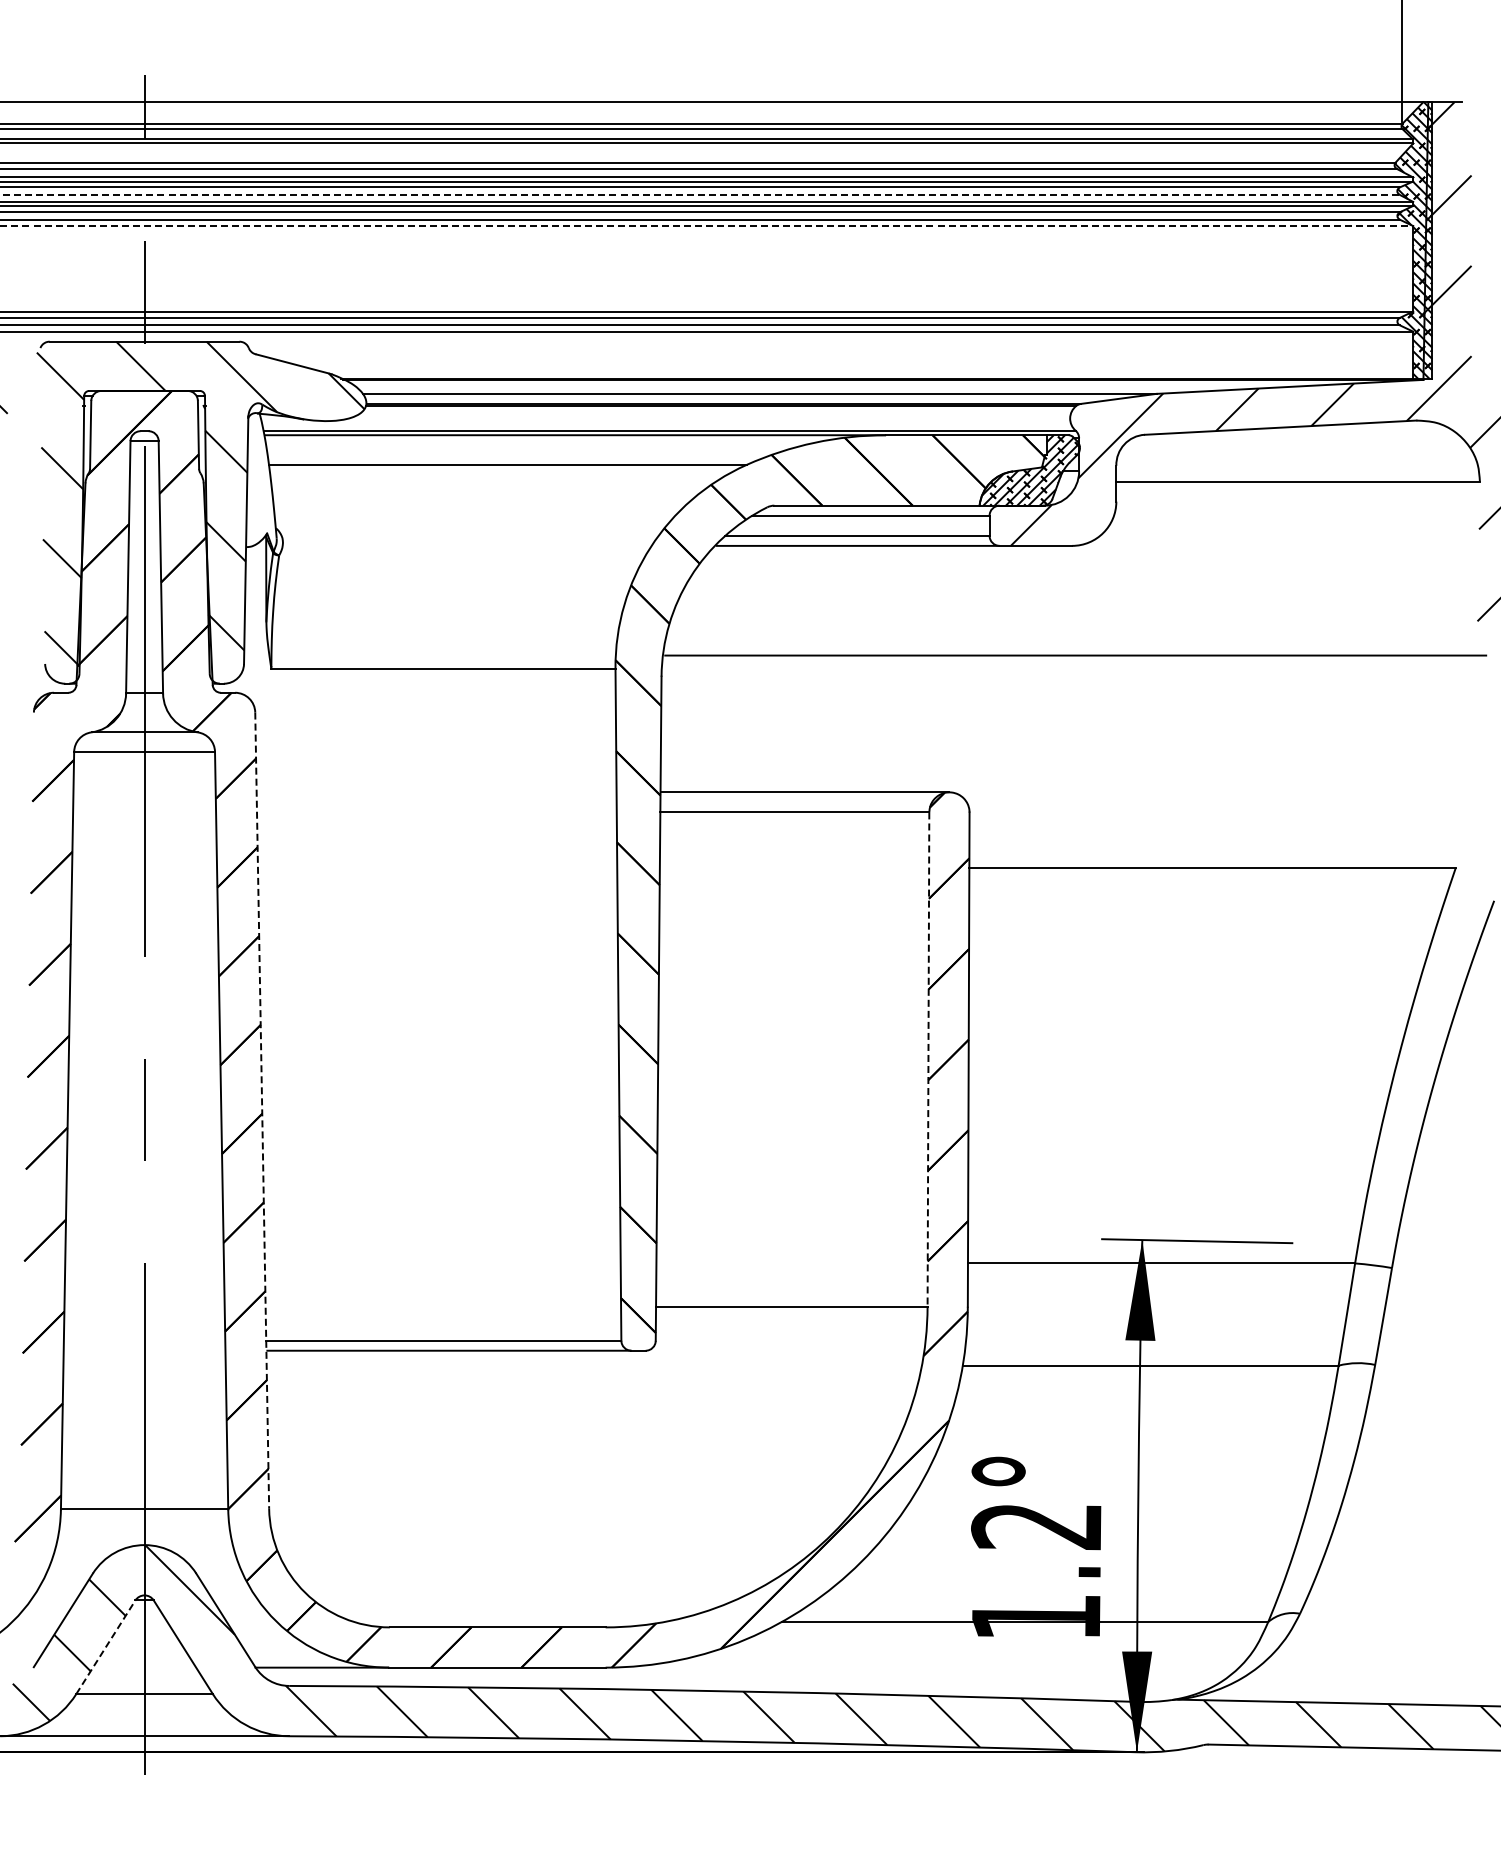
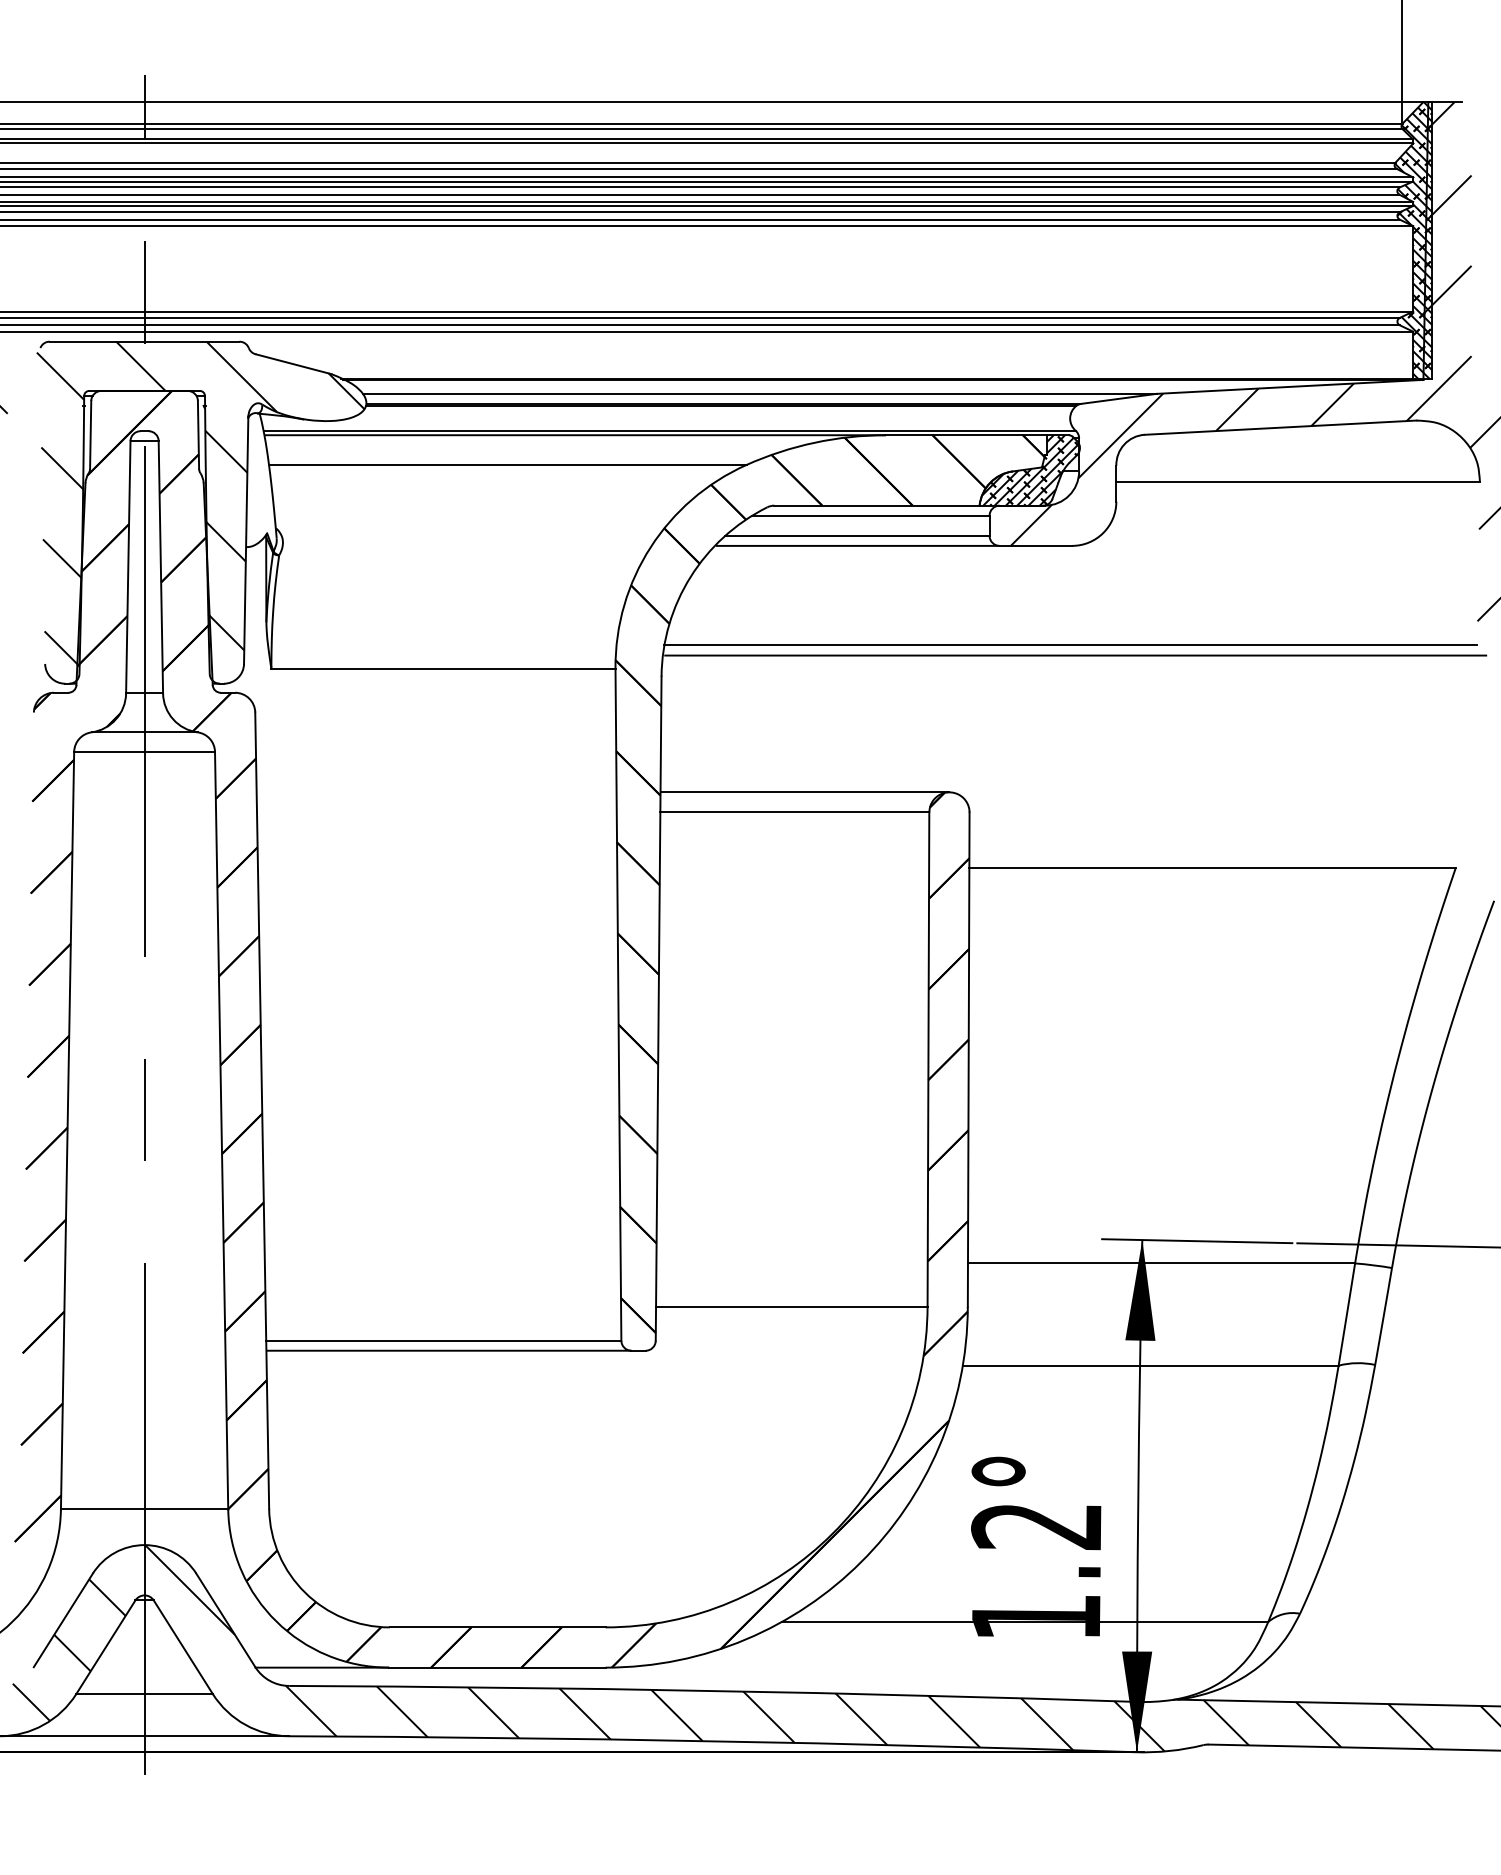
line: dashed -> solid (700, 194)
line: dashed -> solid (707, 226)
line: none -> present (1070, 645)
line: dashed -> solid (928, 1060)
line: dashed -> solid (262, 1111)
line: none -> present (1396, 1245)
line: dashed -> solid (106, 1646)
